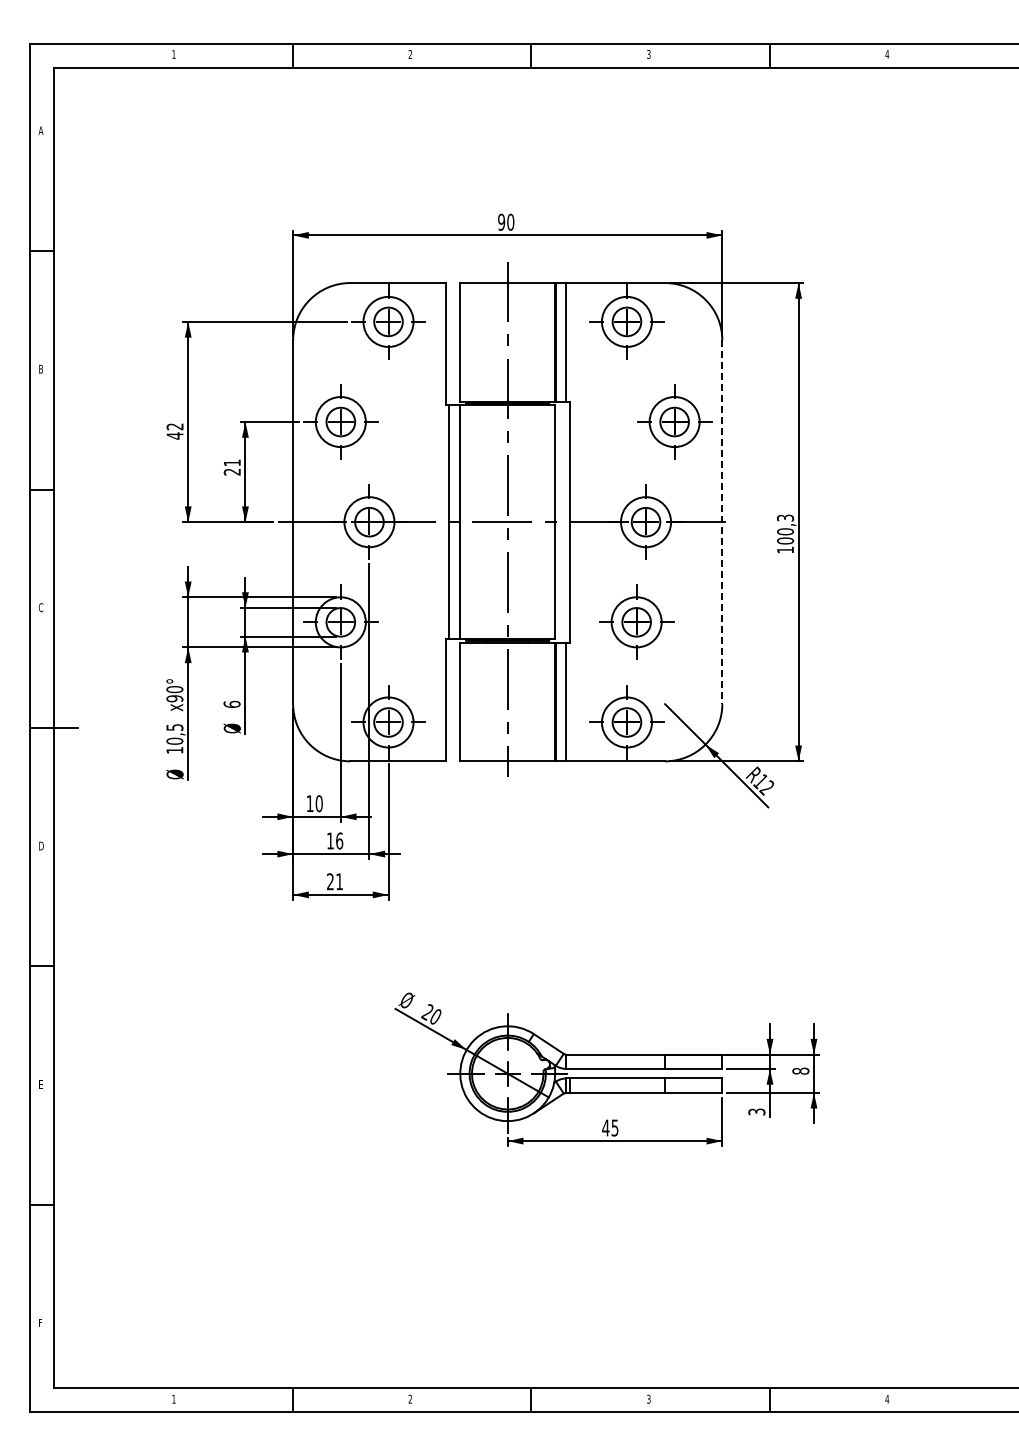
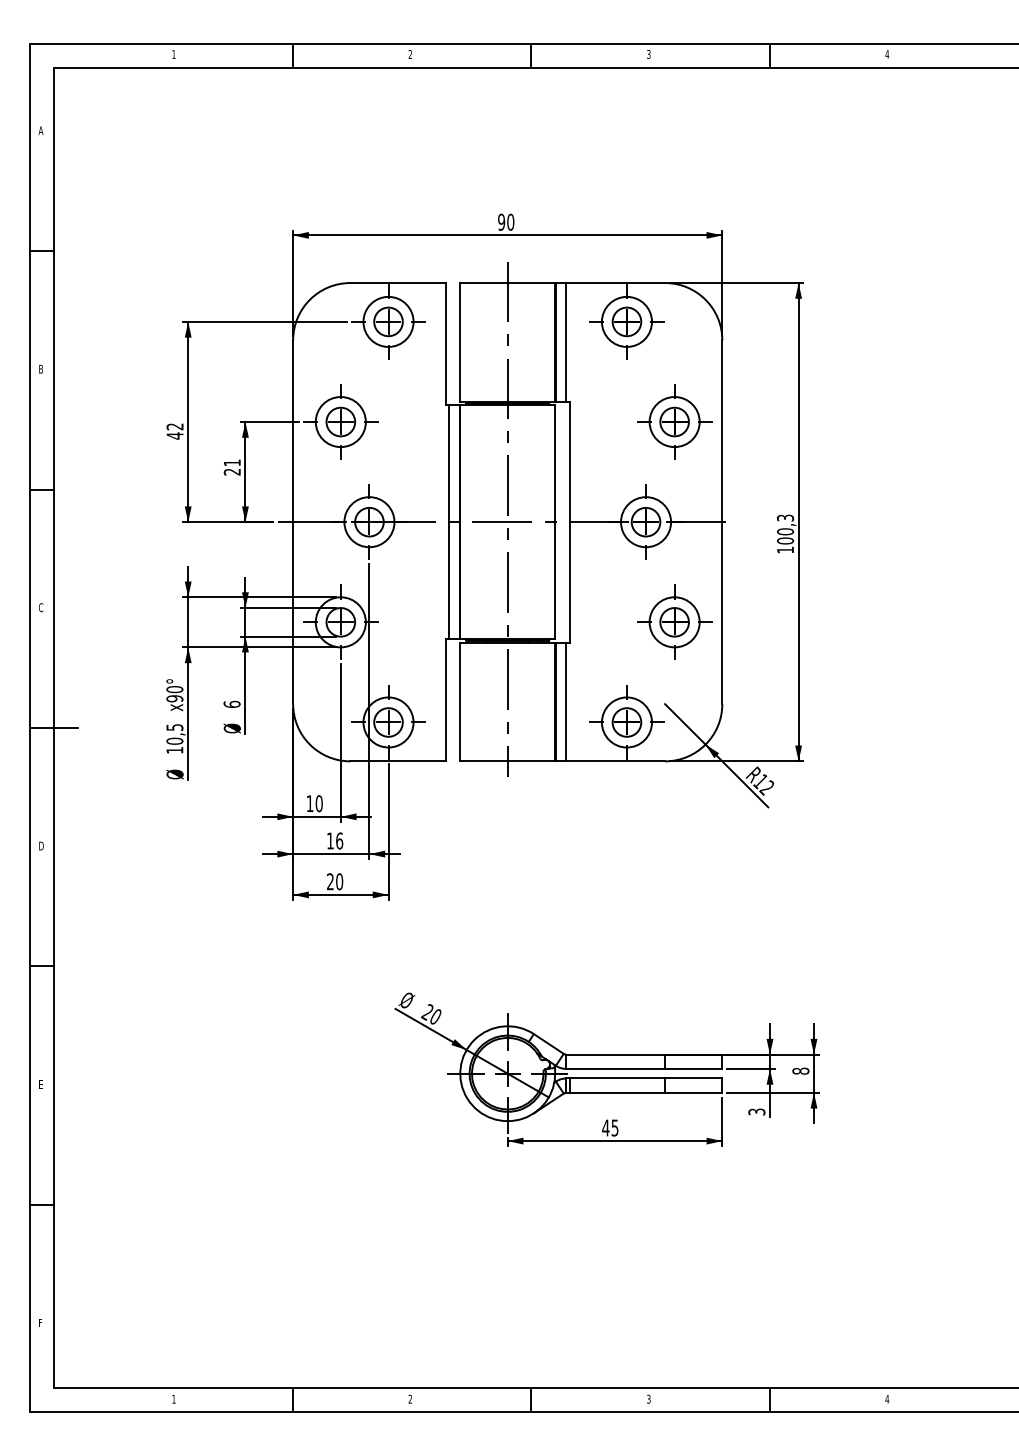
line: dashed -> solid (722, 522)
part position: (636, 621) -> (674, 621) (674, 621)
text: 21 -> 20 (339, 881)
